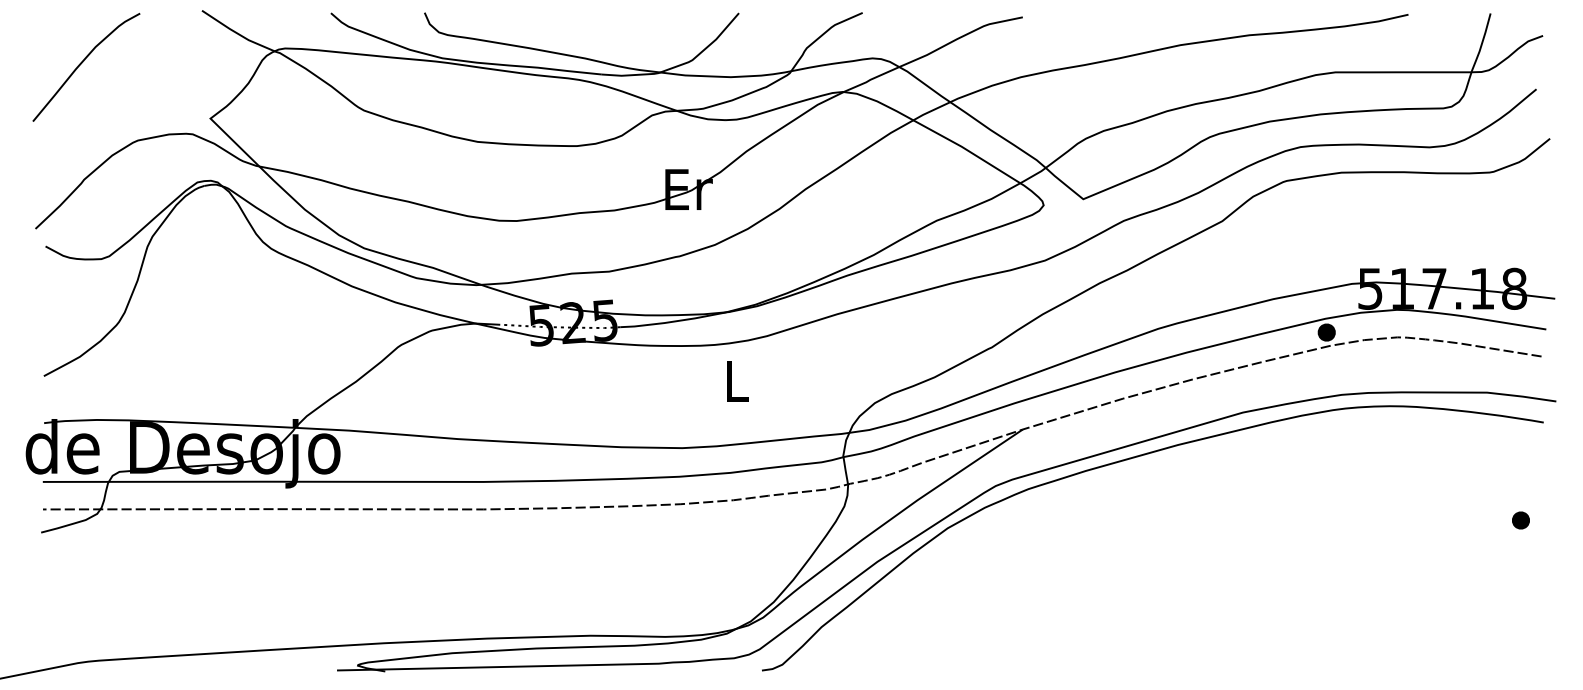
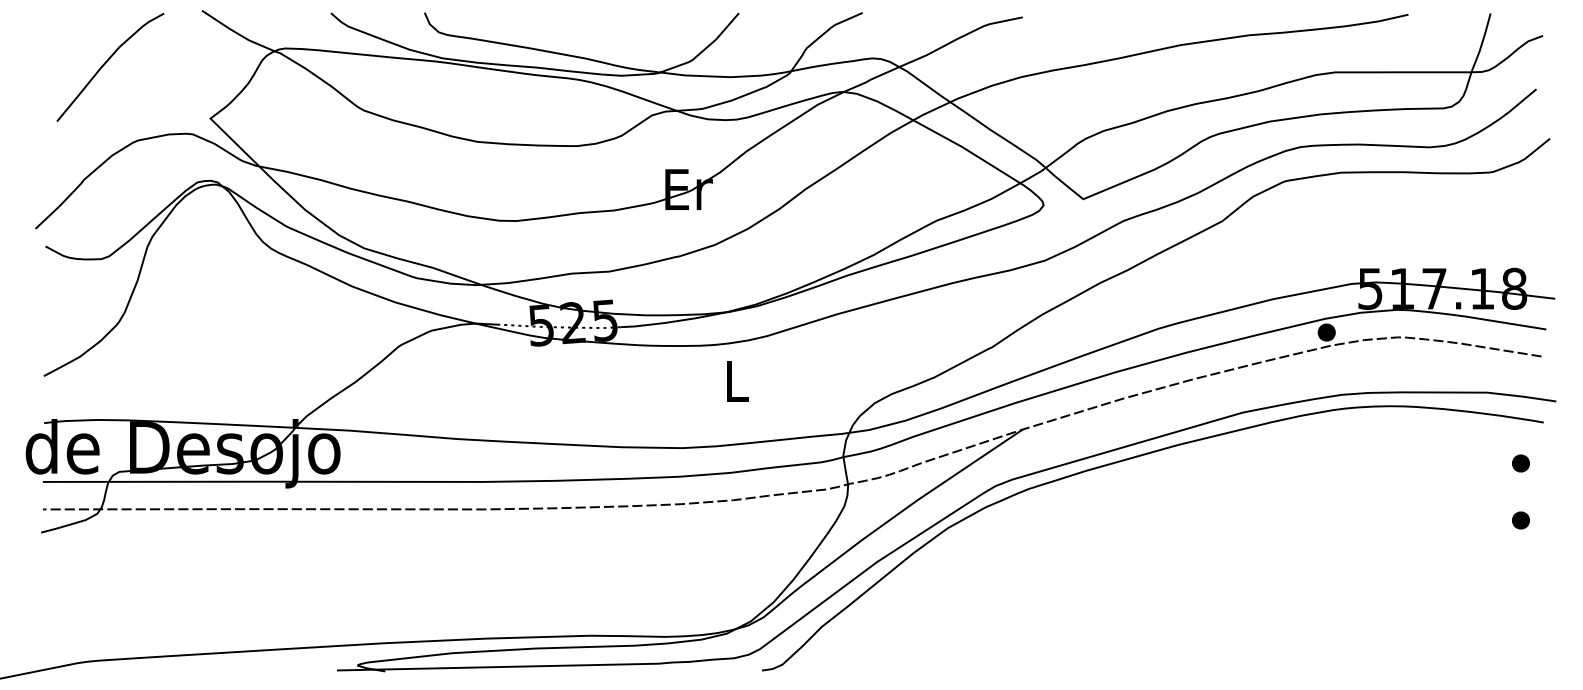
curve position: (83, 62) -> (107, 62) (107, 62)
part: none -> present (1520, 463)
